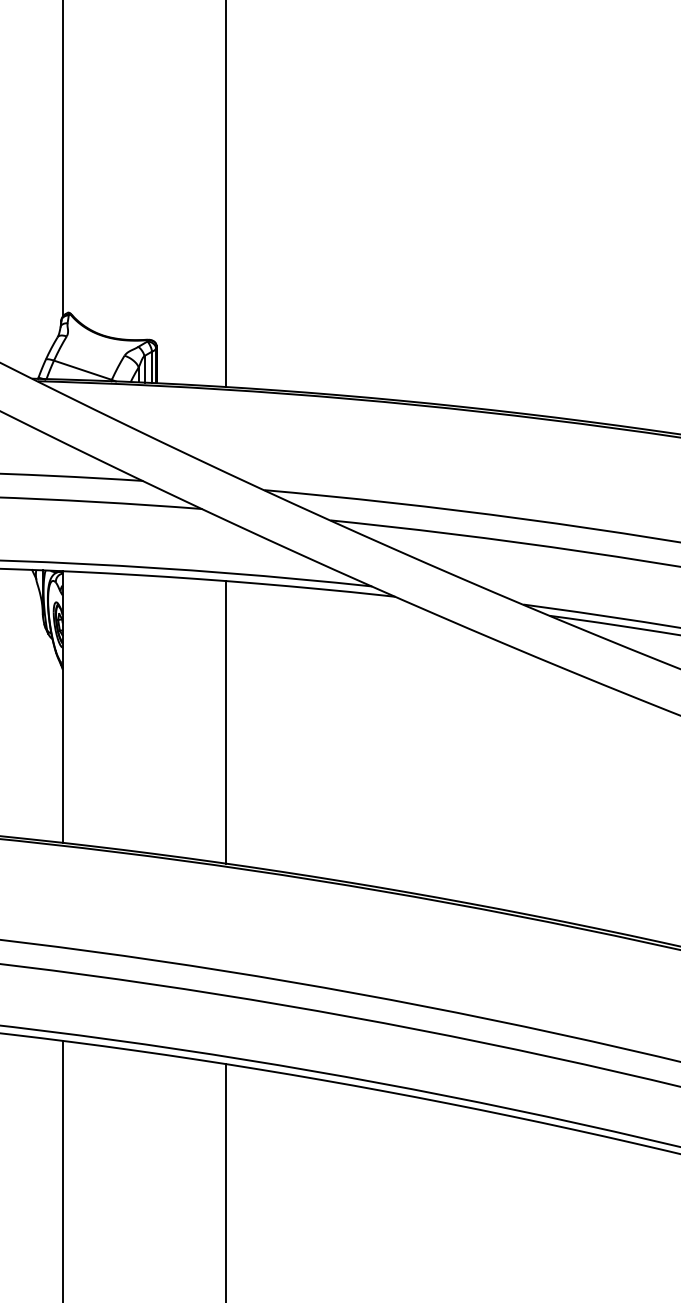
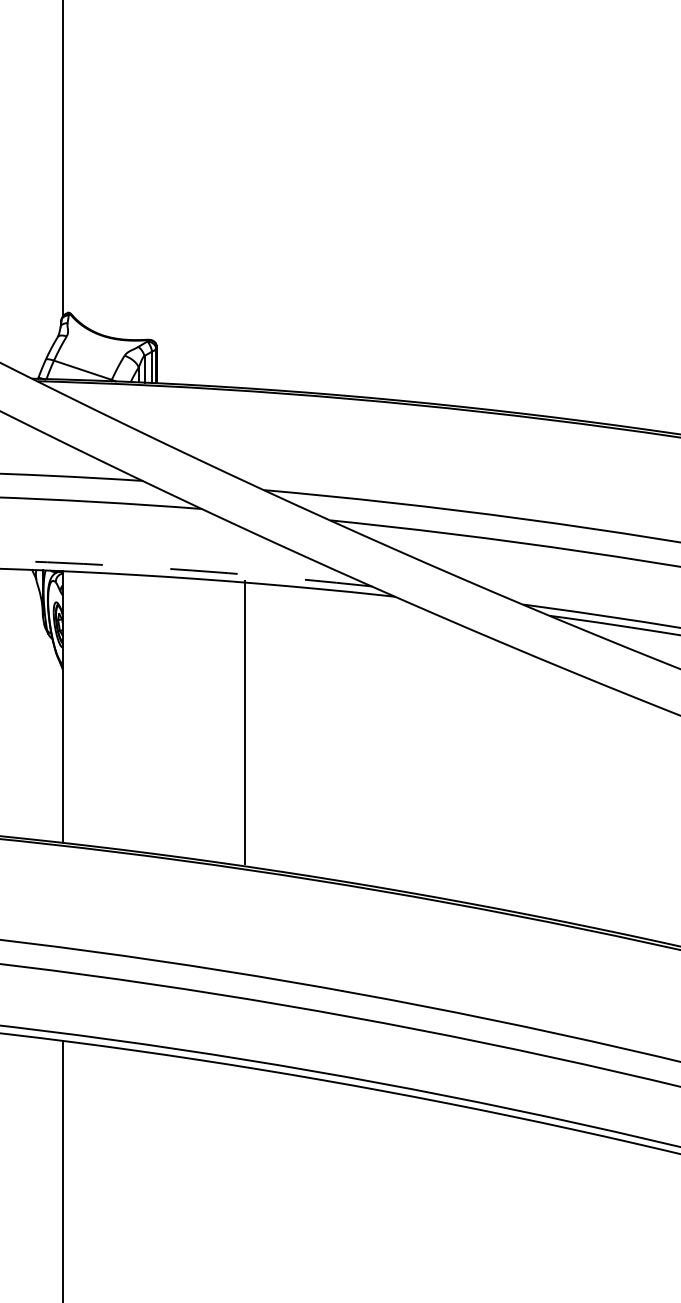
line: present -> none (225, 194)
arc: solid -> dashed (185, 570)
line position: (225, 722) -> (244, 722) (244, 722)
line: present -> none (225, 1181)
